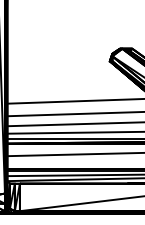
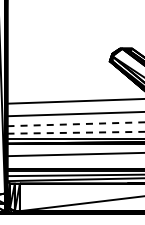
line: solid -> dashed (76, 124)
line: solid -> dashed (76, 132)
